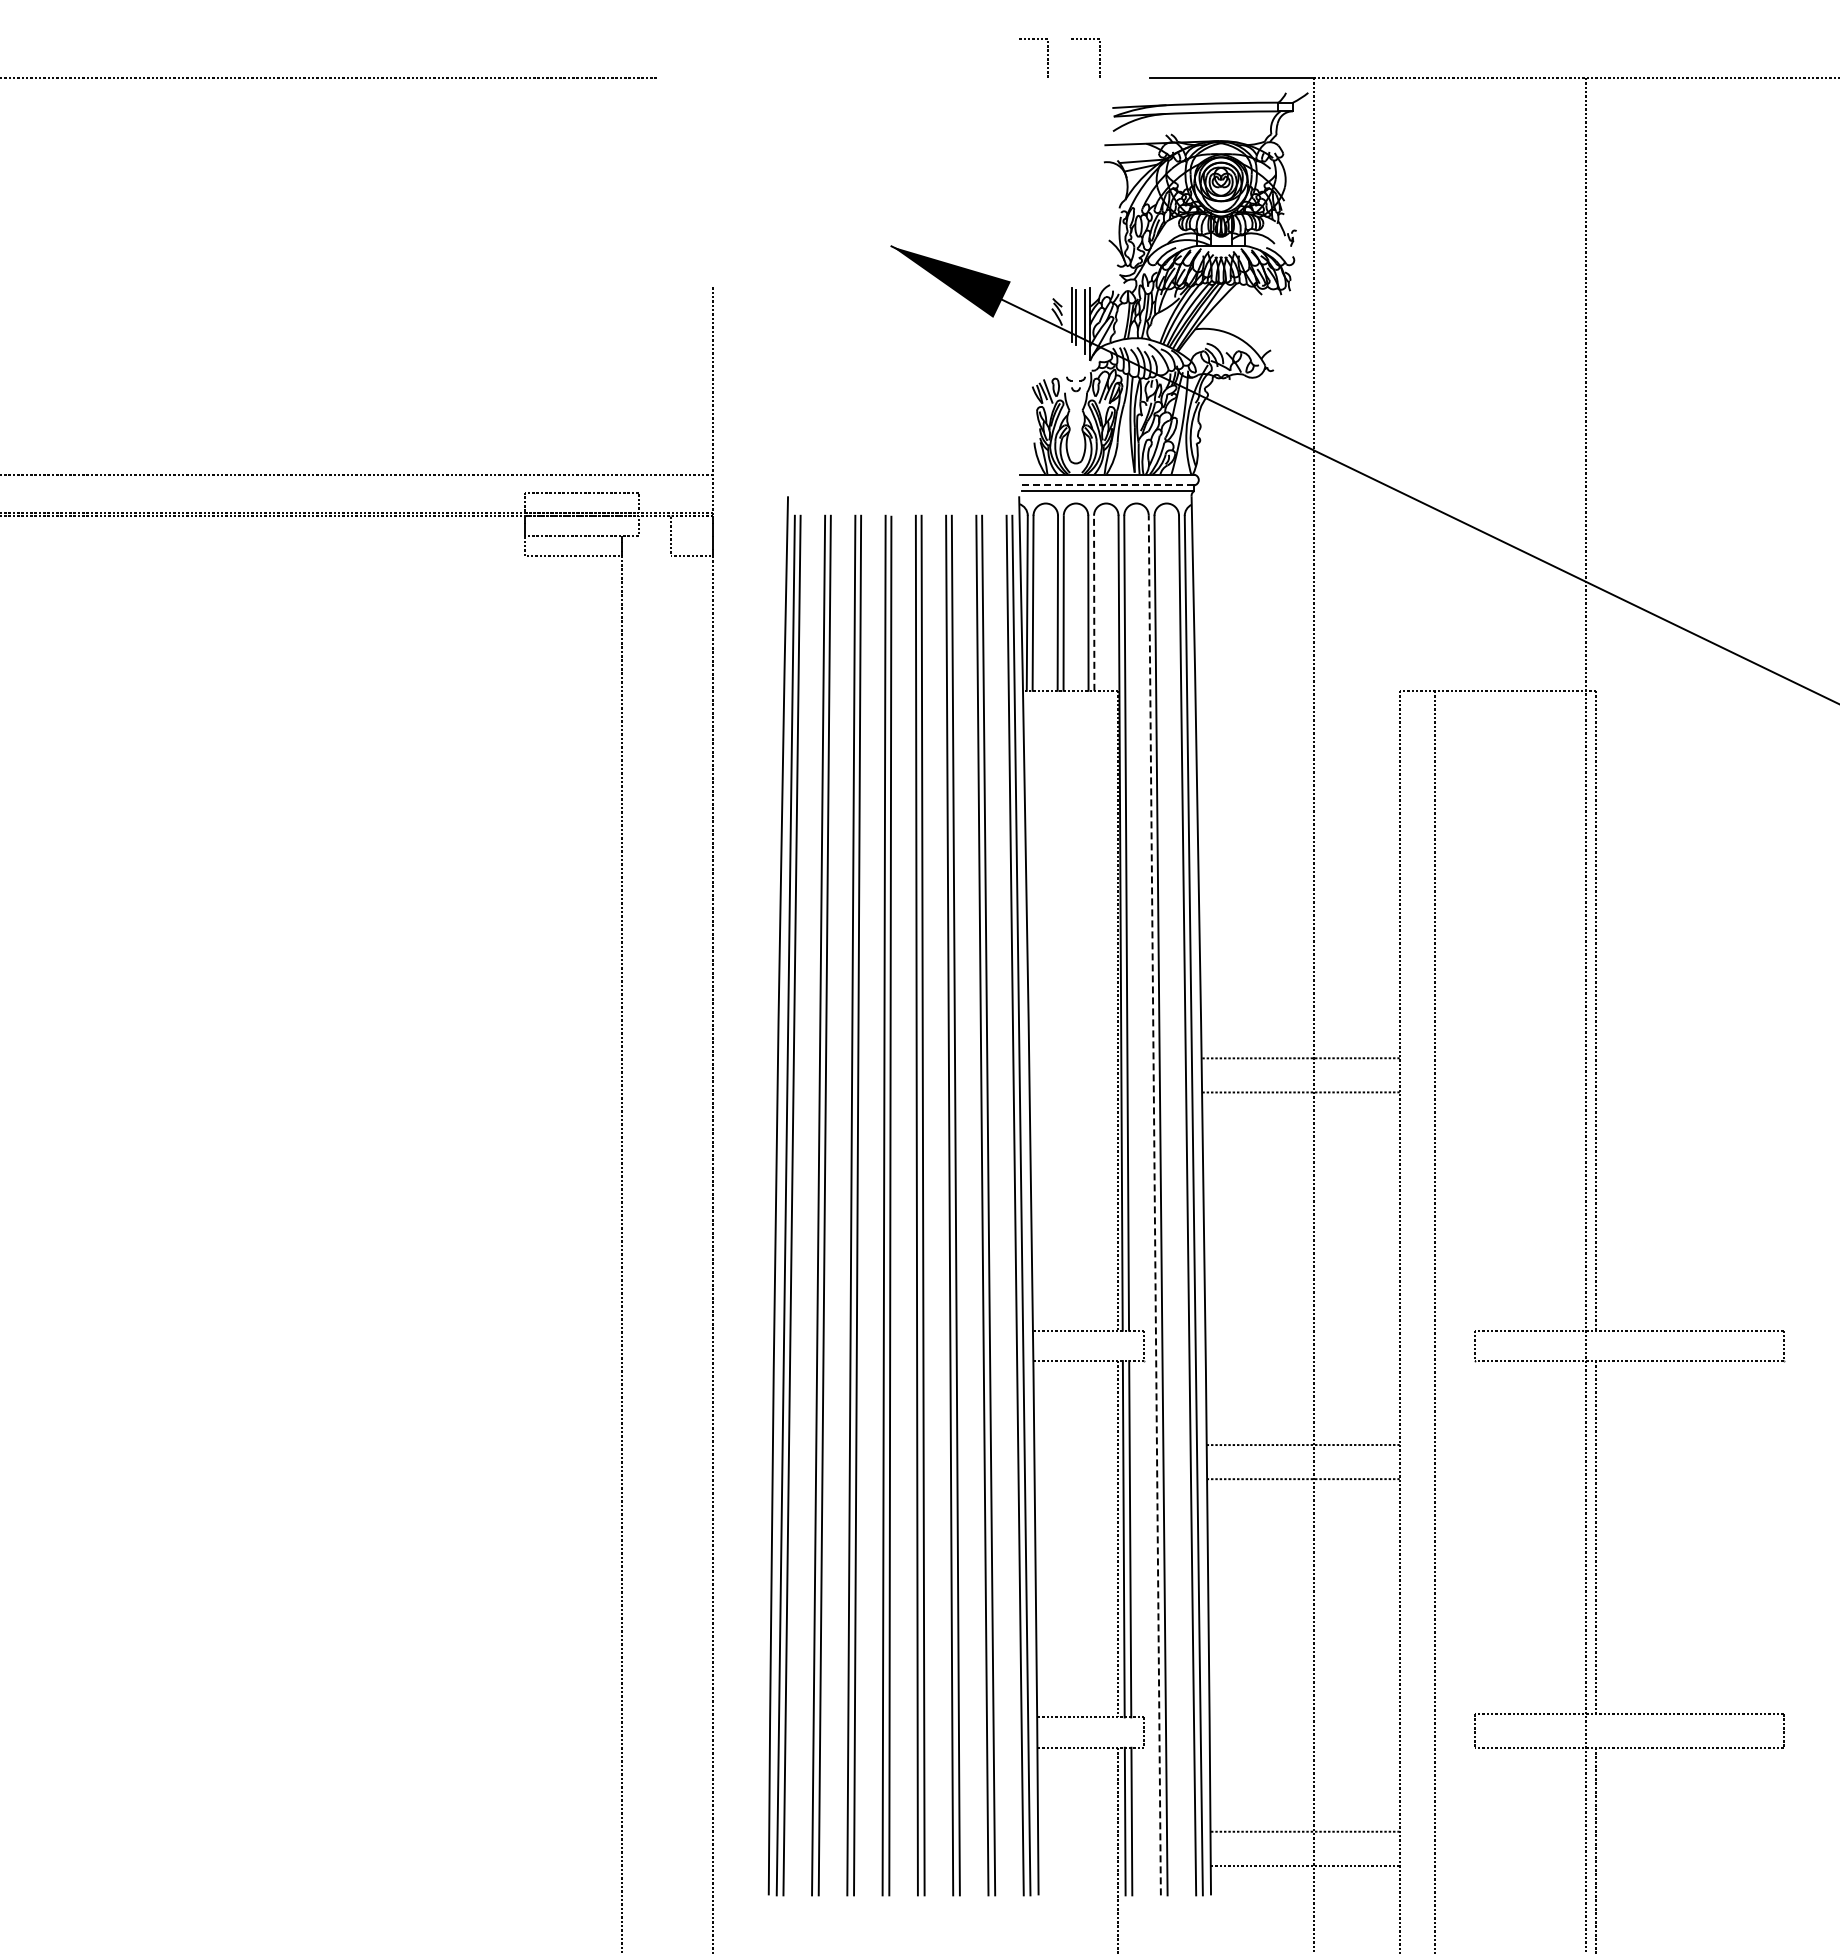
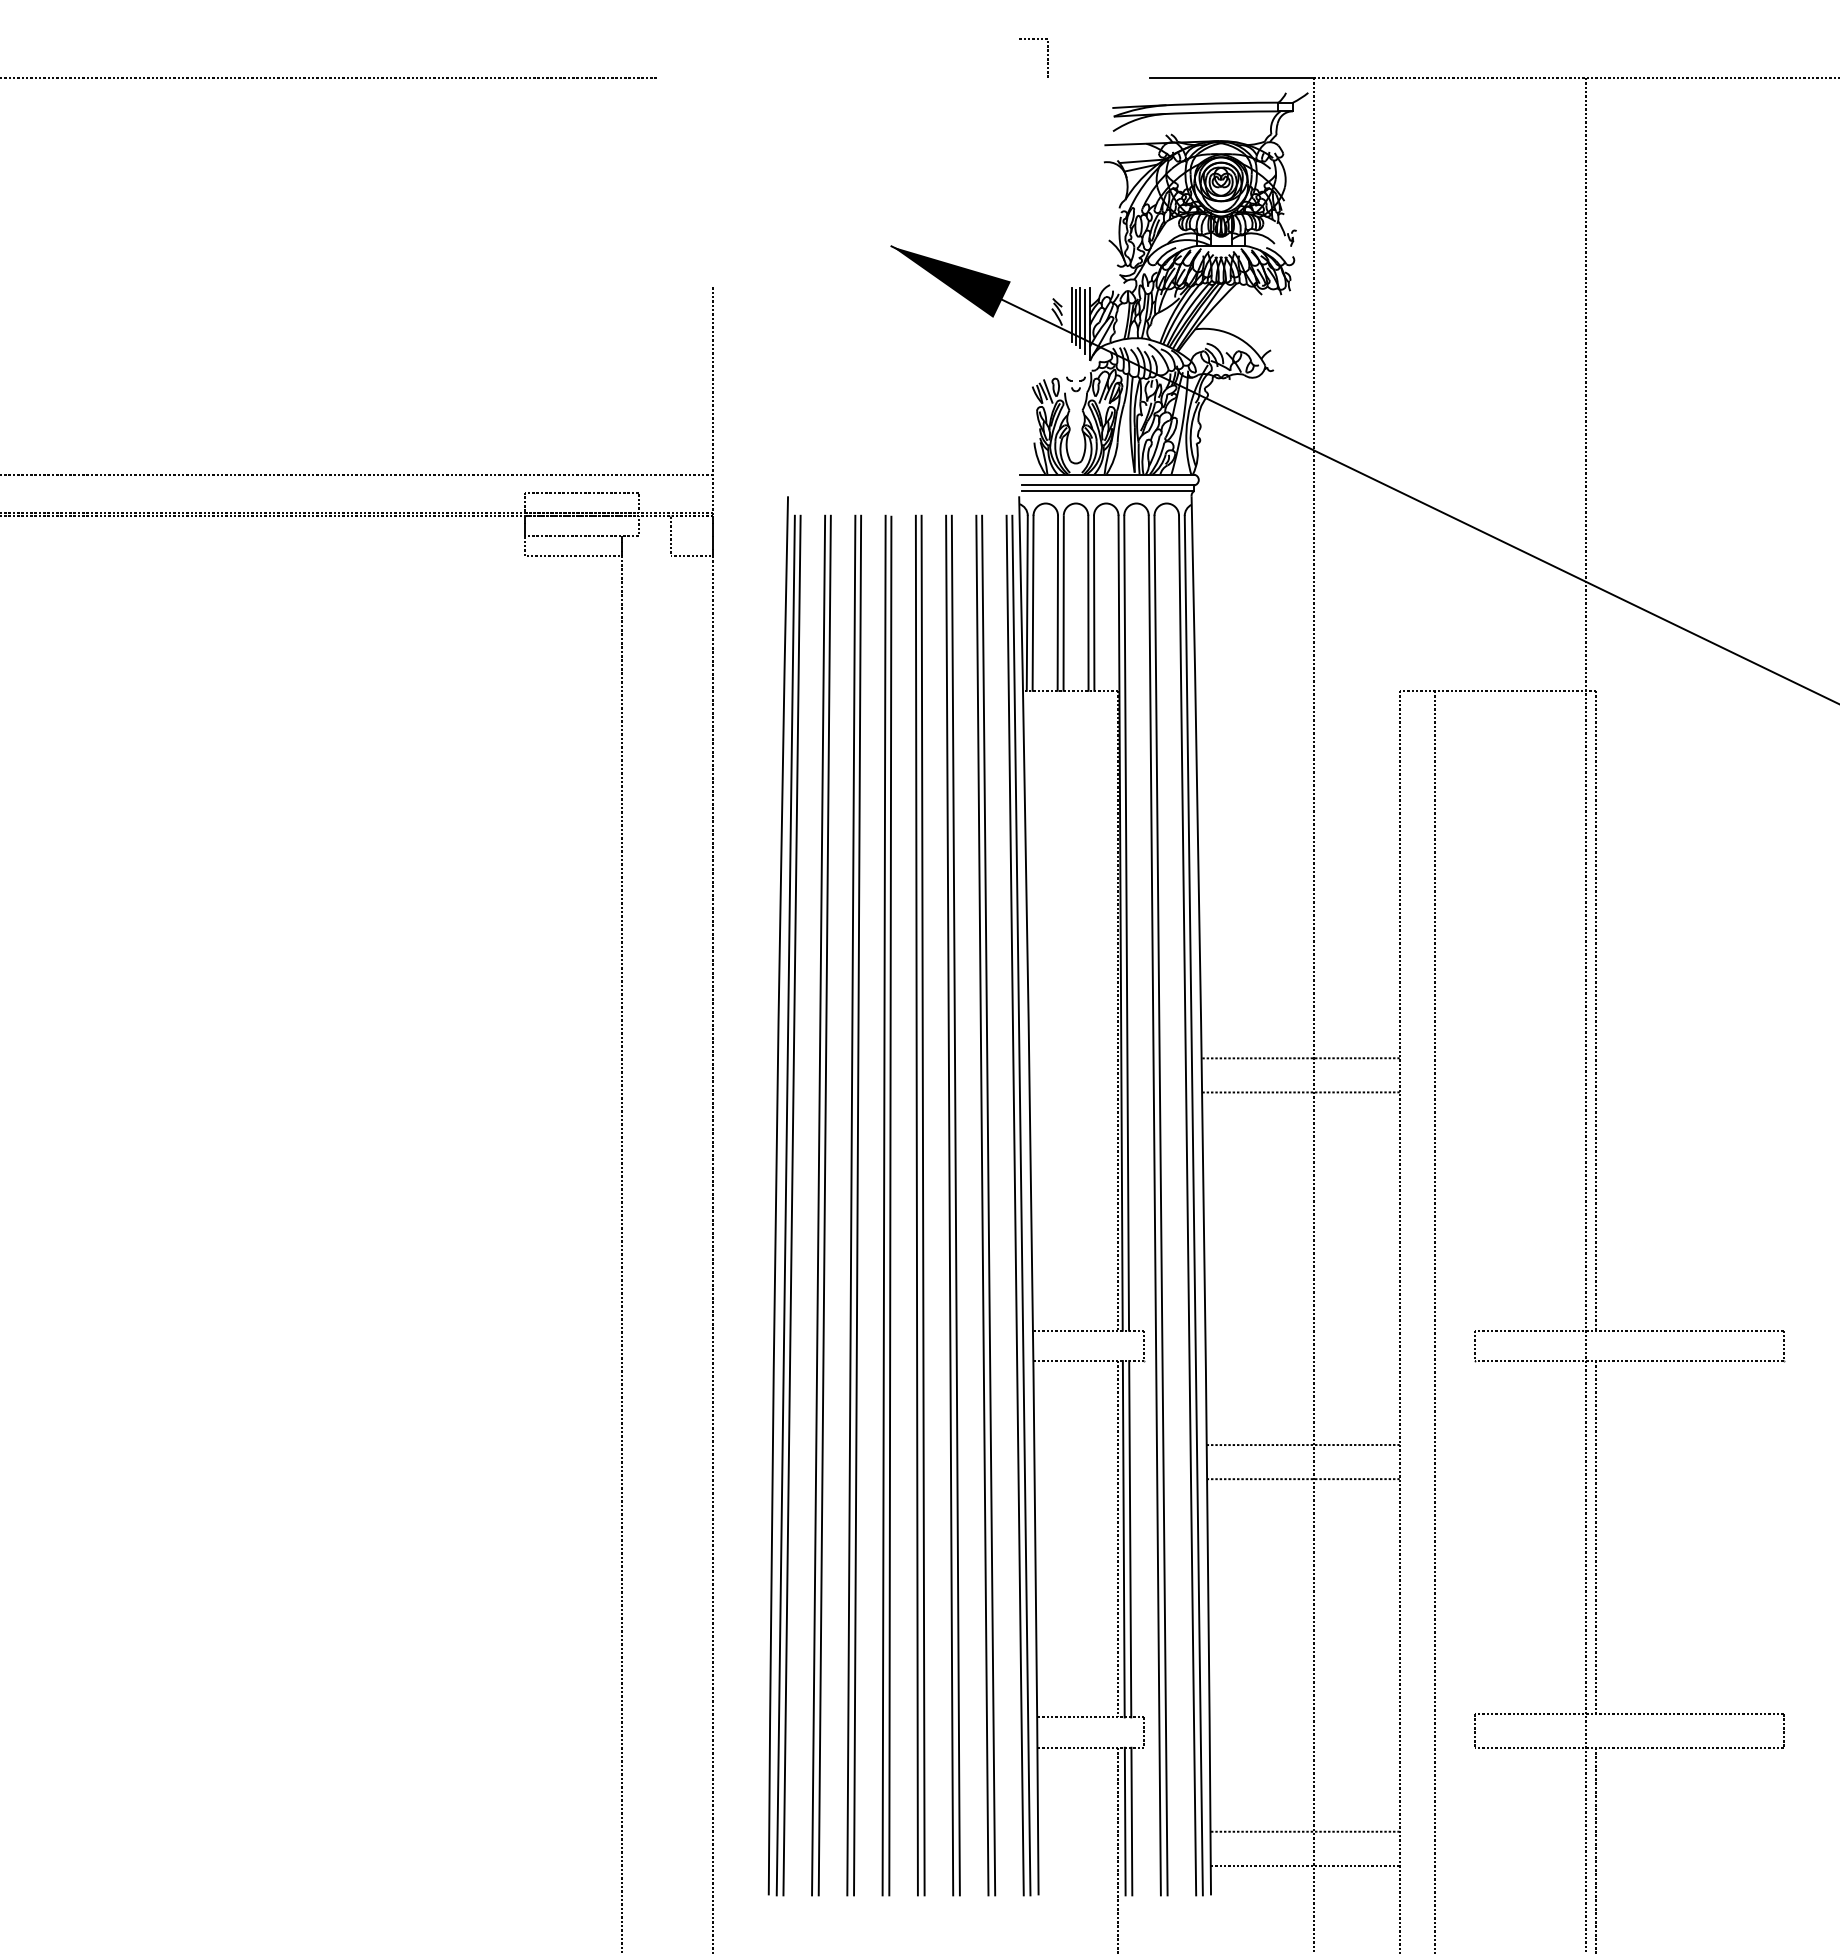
line: present -> none (1099, 58)
line: none -> present (1080, 318)
line: dashed -> solid (1108, 485)
line: dashed -> solid (1094, 603)
line: dashed -> solid (1154, 1205)
